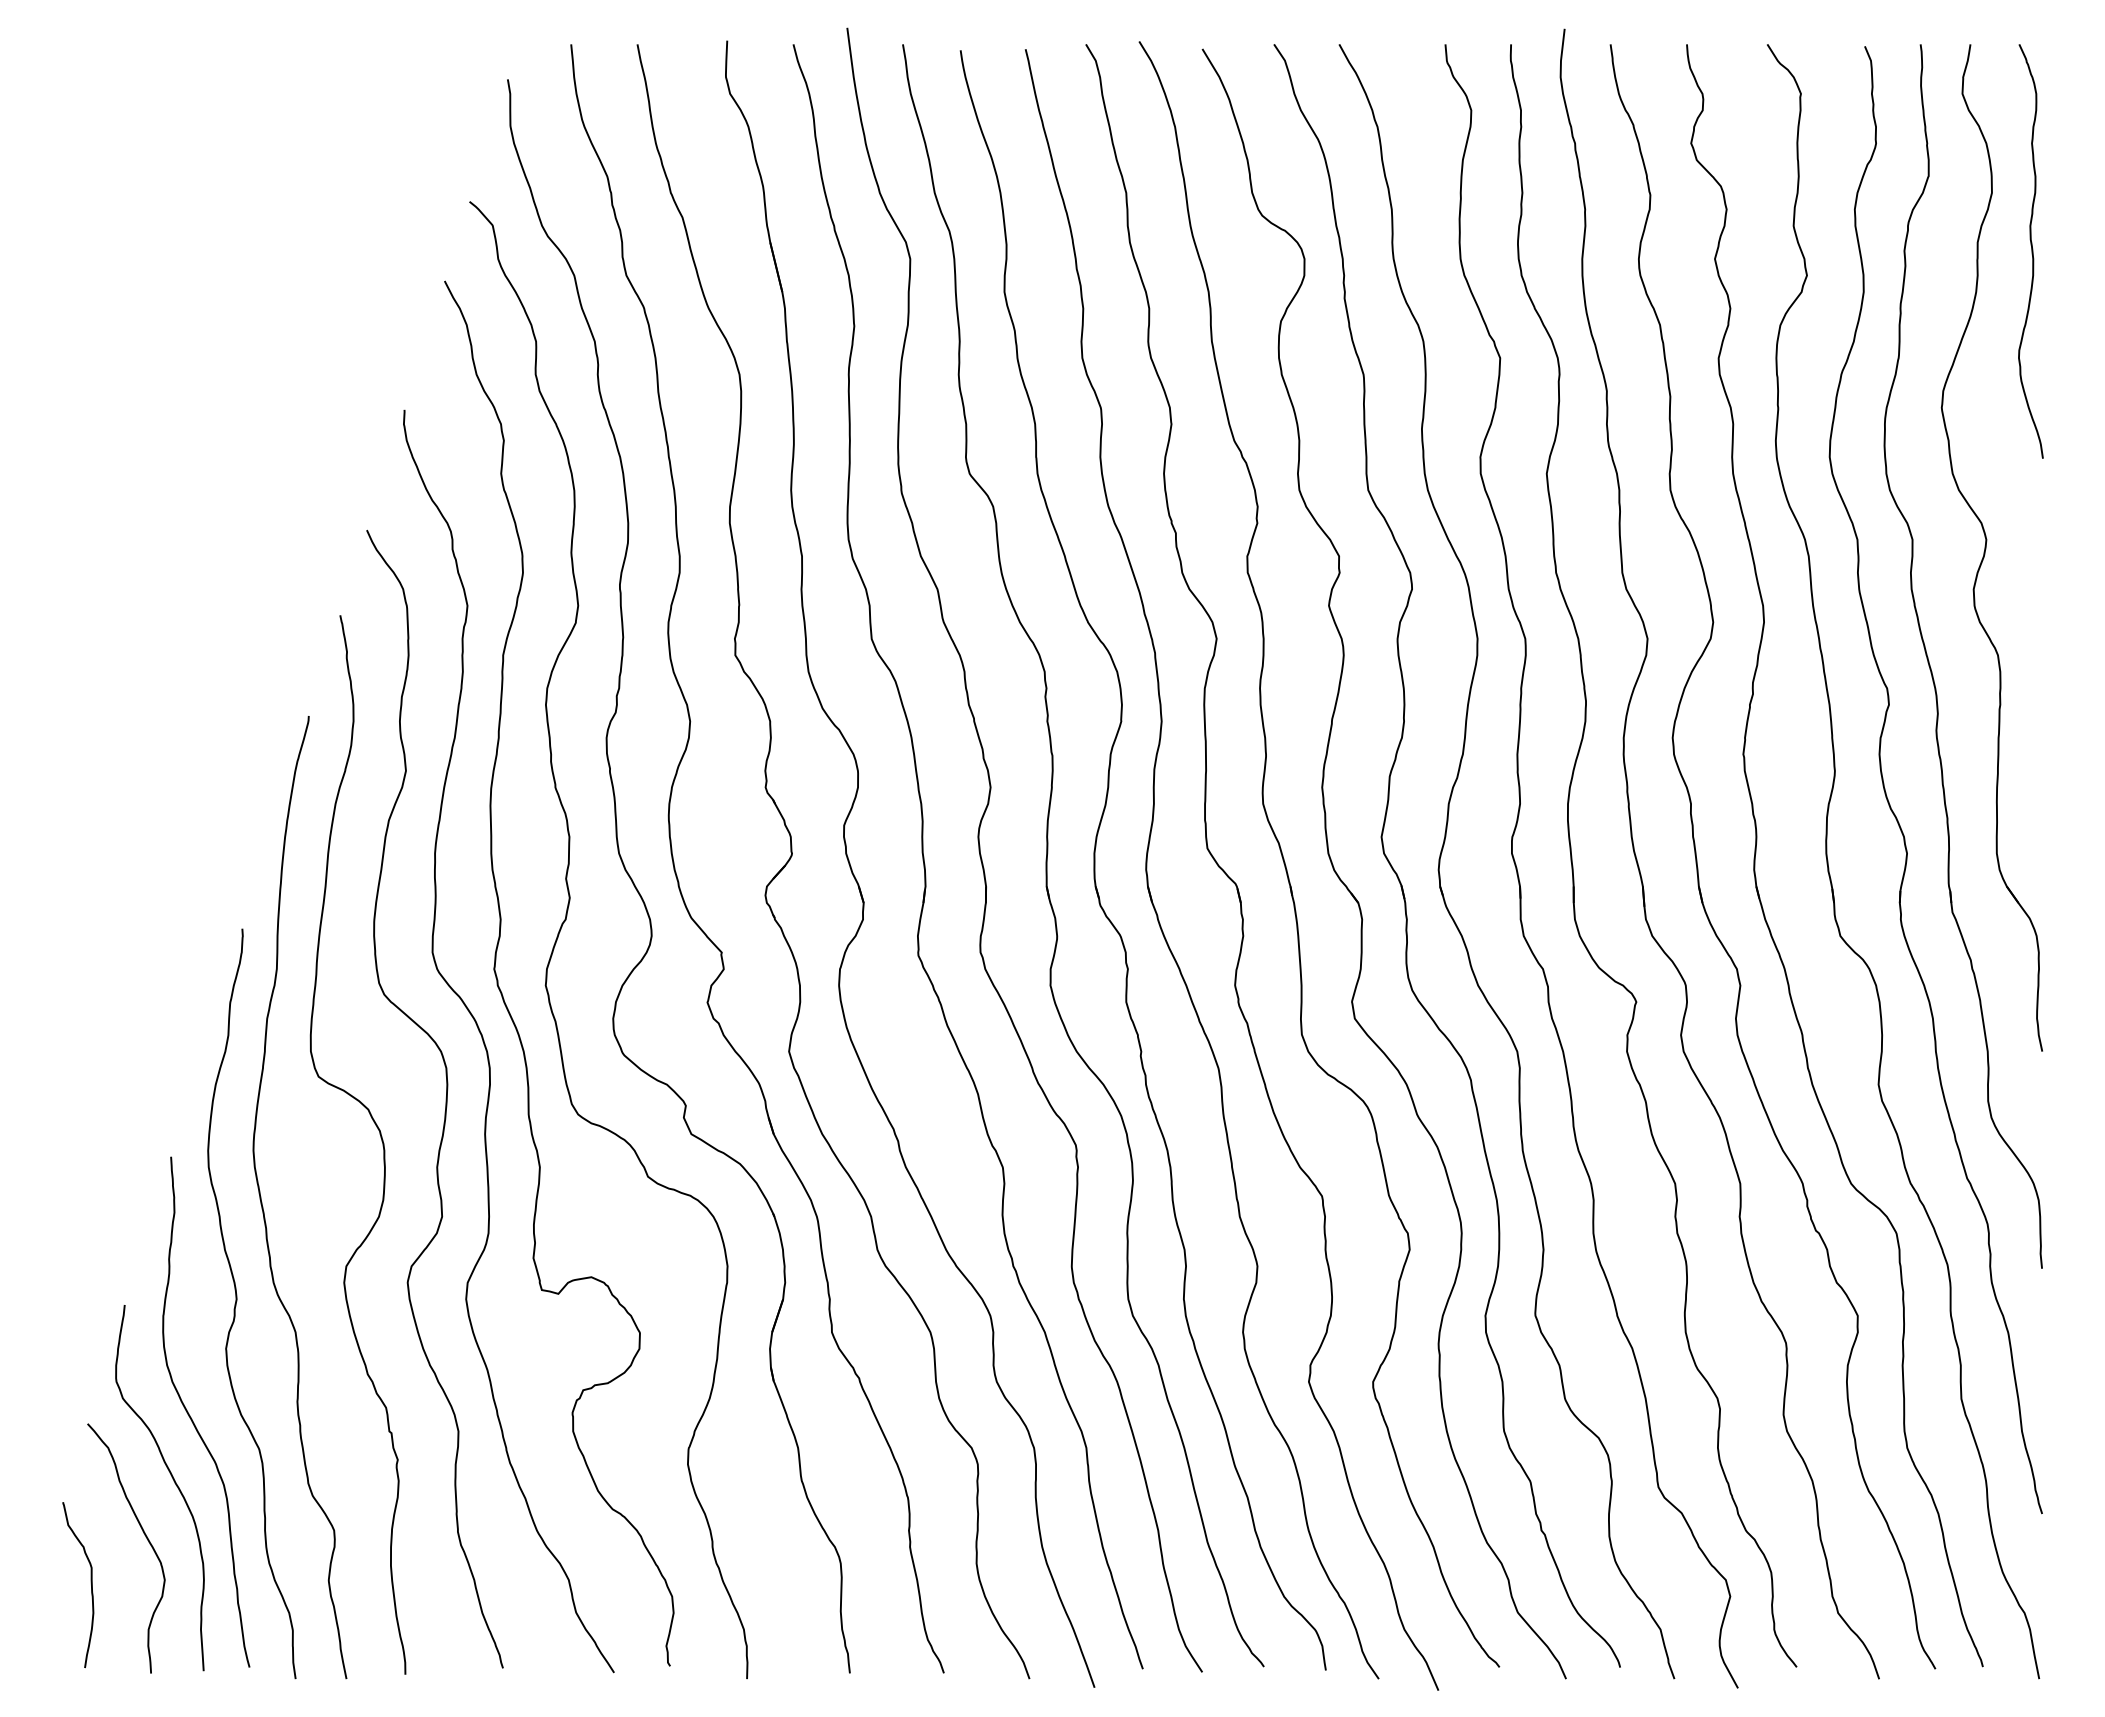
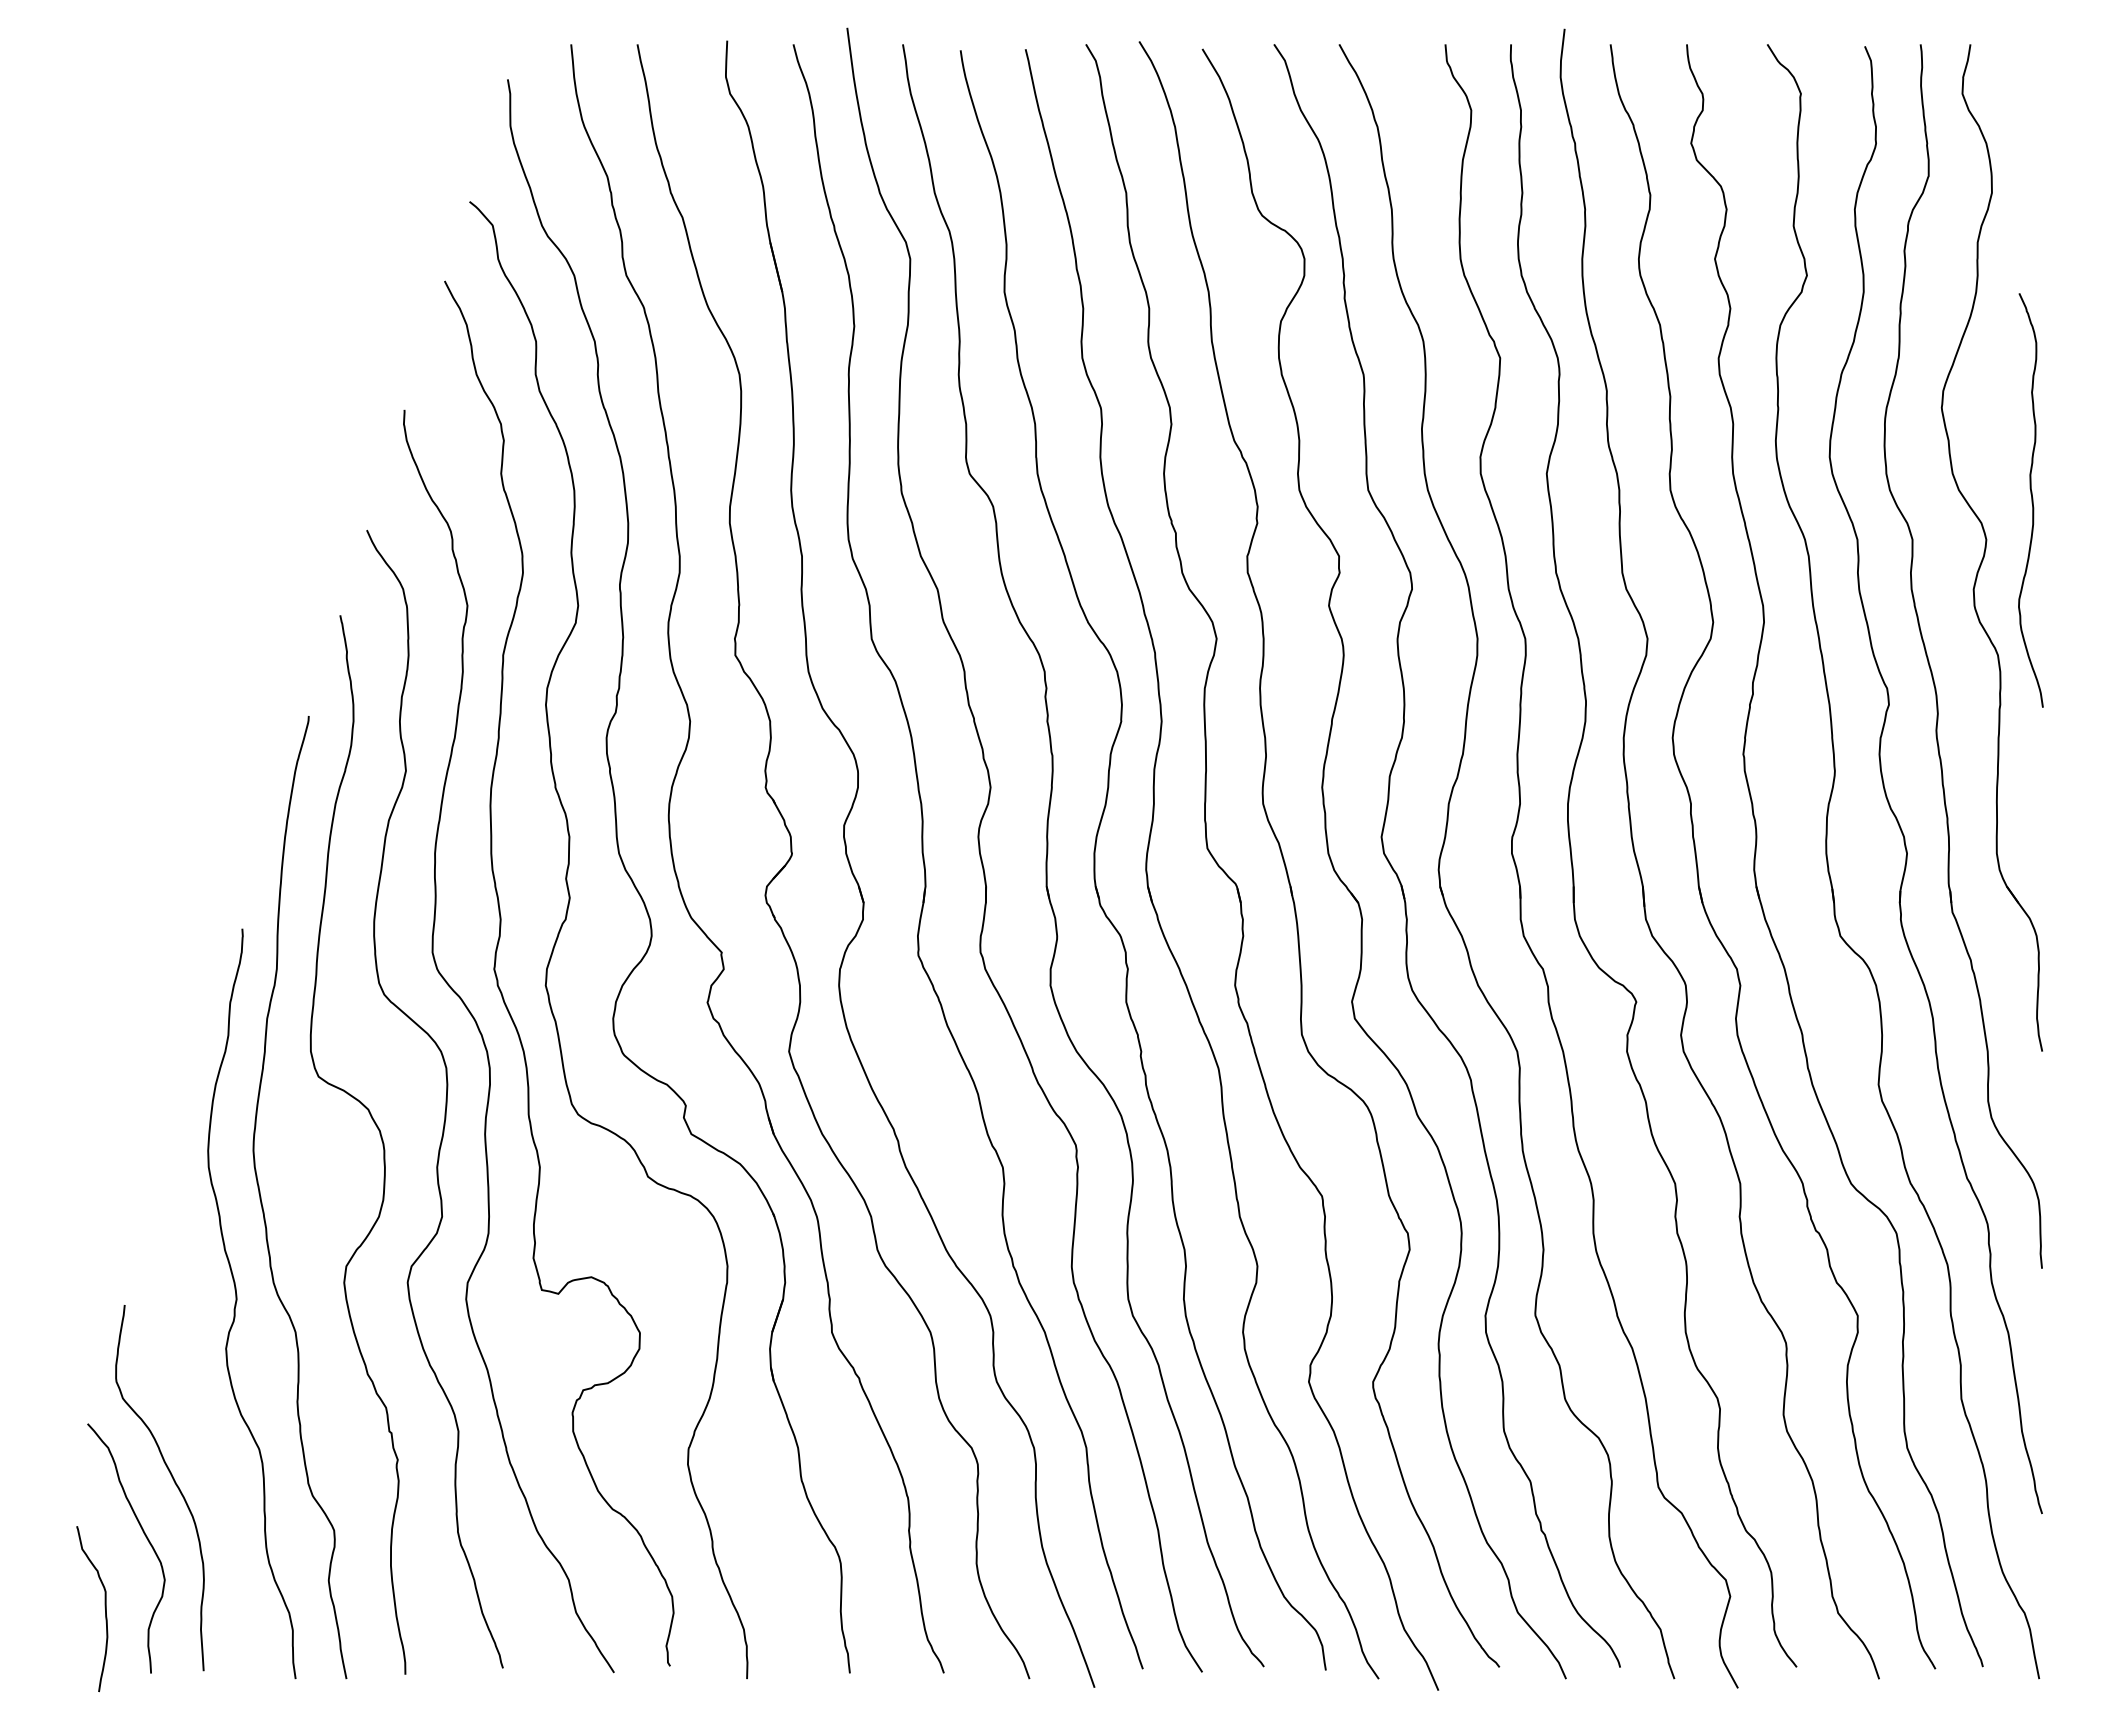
curve position: (2031, 251) -> (2031, 500) (2031, 500)
curve: present -> none (192, 1419)
curve position: (90, 1583) -> (104, 1607) (104, 1607)
